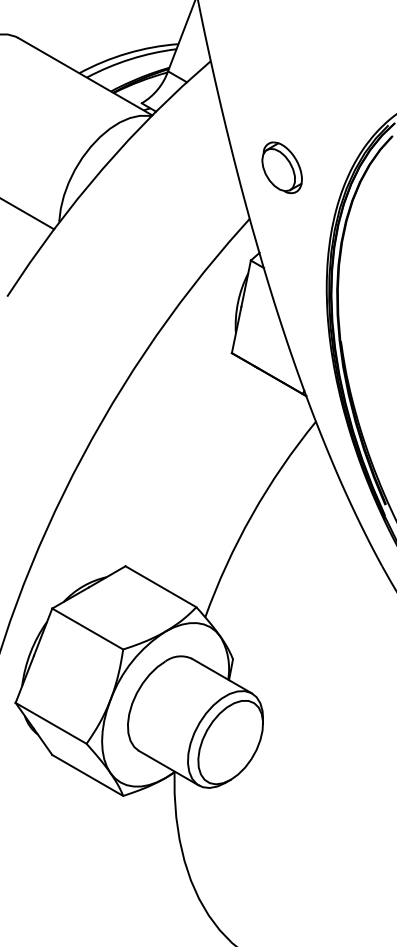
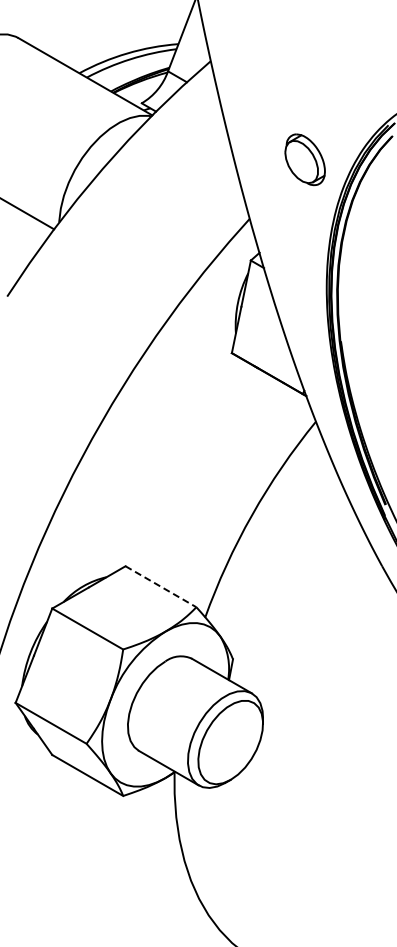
part position: (281, 167) -> (304, 159) (304, 159)
line: solid -> dashed (160, 586)
